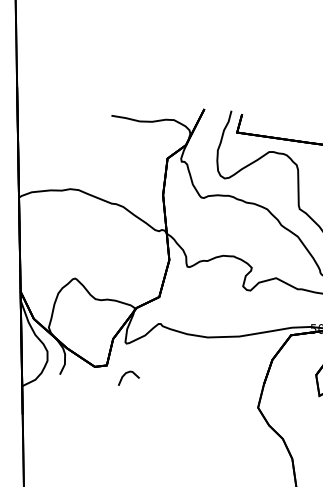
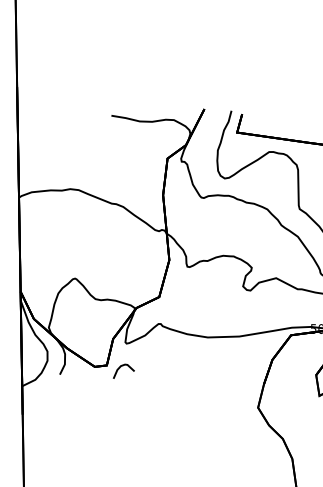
curve position: (125, 375) -> (120, 368) (120, 368)
